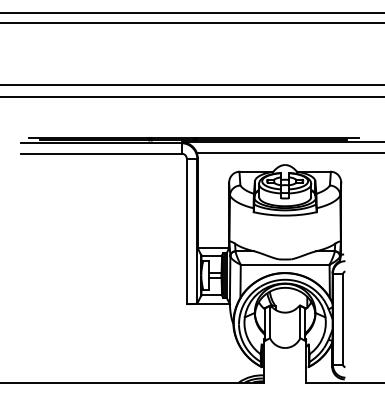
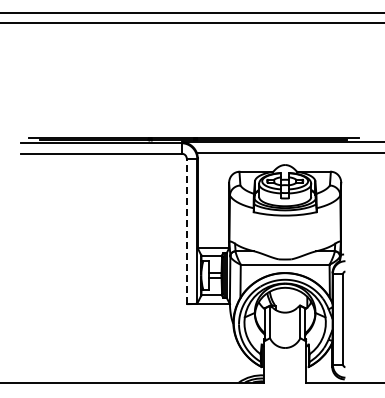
line: present -> none (191, 84)
line: present -> none (191, 96)
line: solid -> dashed (186, 231)
